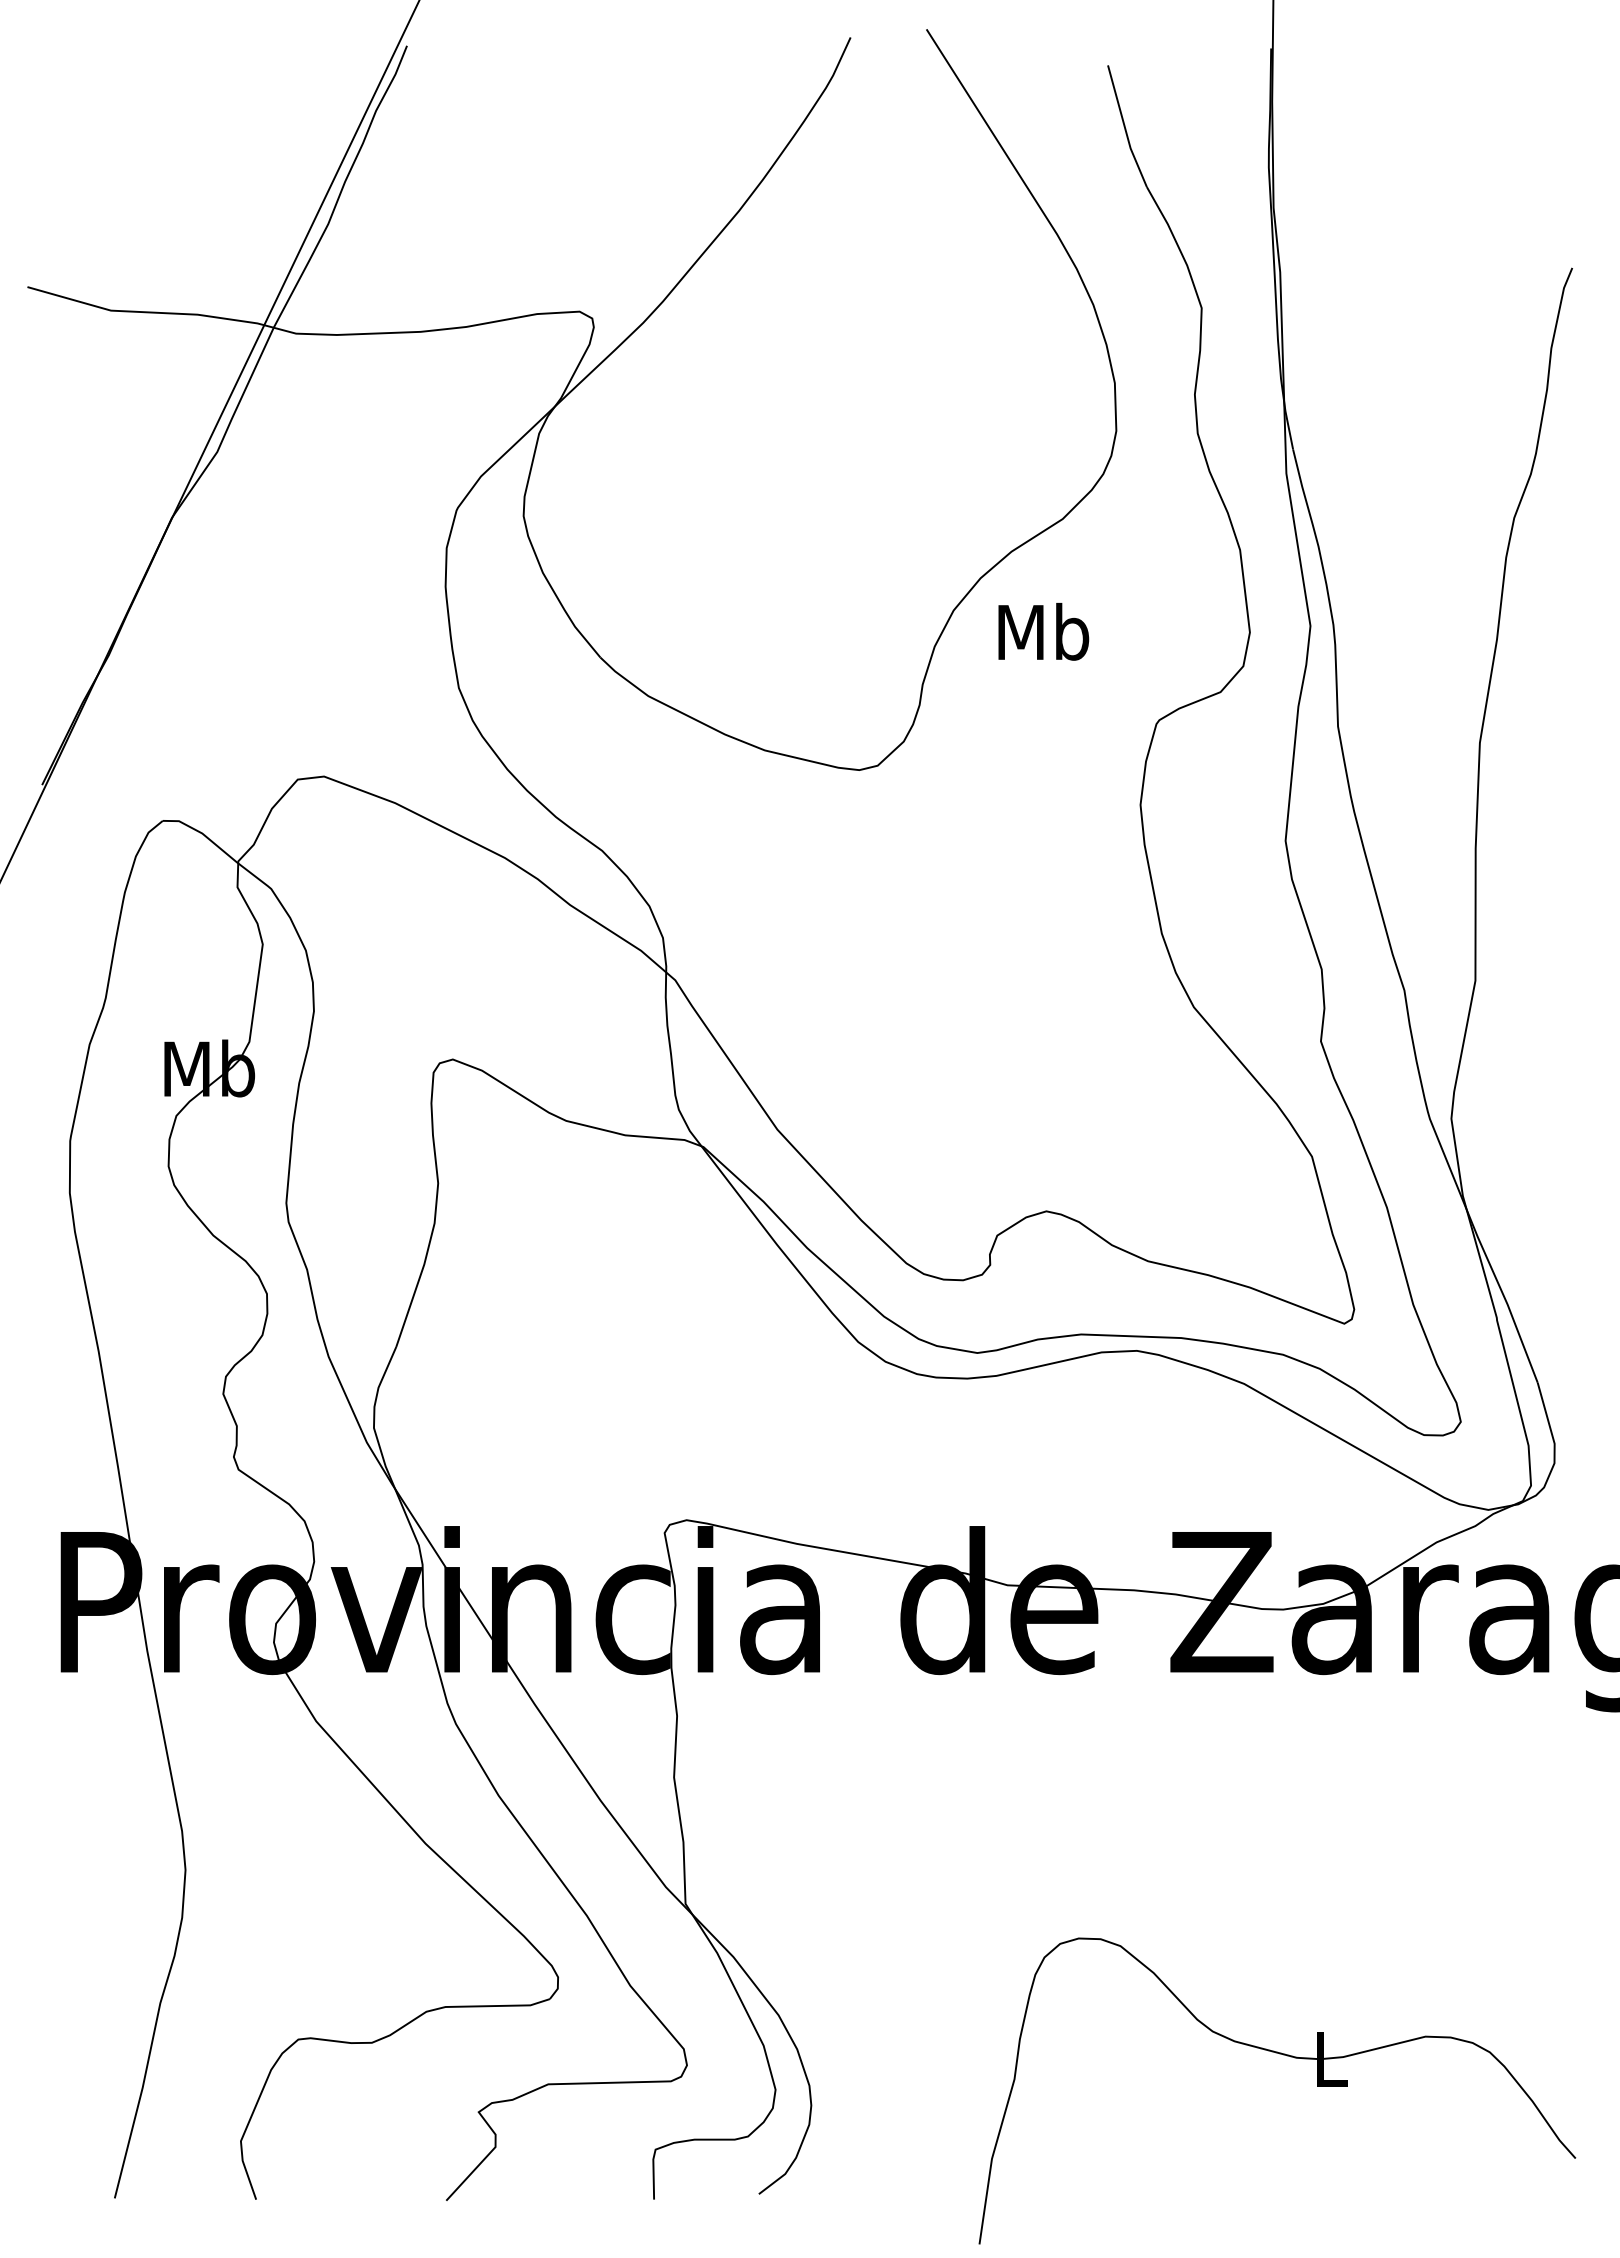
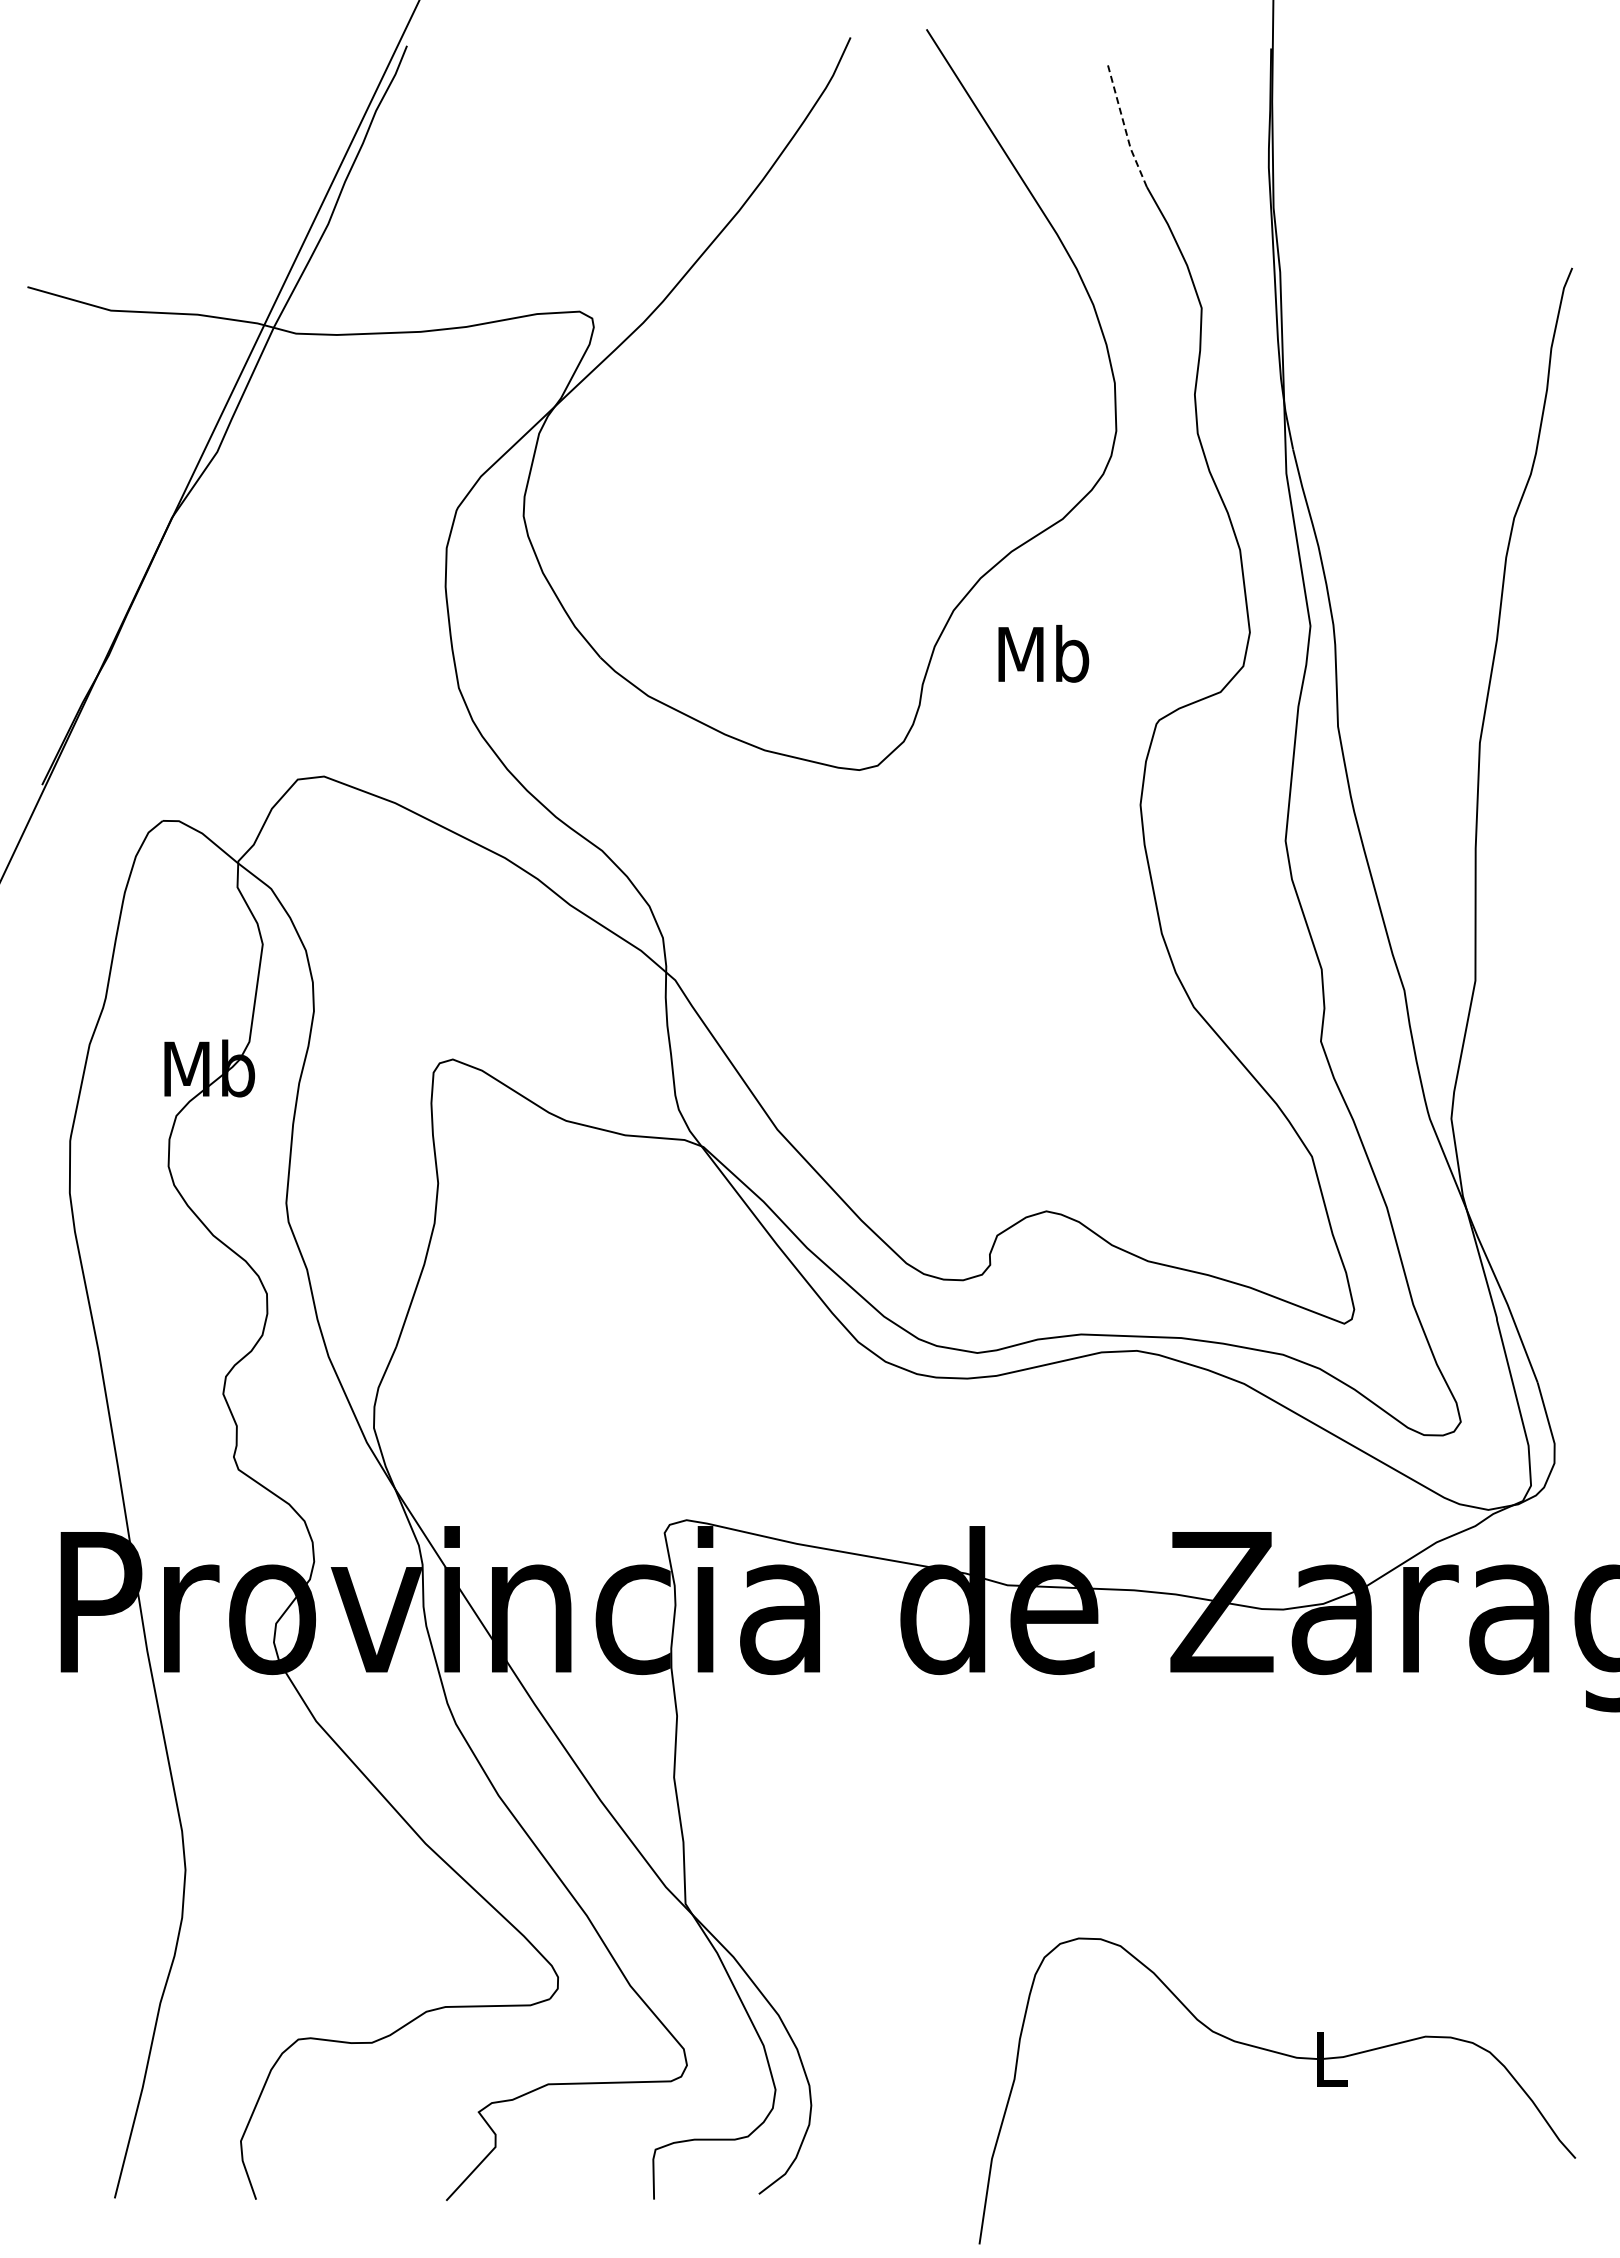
line: solid -> dashed (1124, 127)
text position: (1043, 631) -> (1043, 653) (1043, 653)
